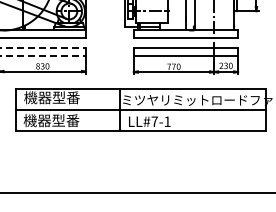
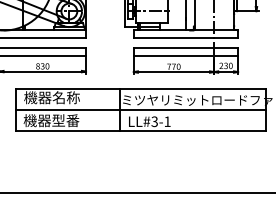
line: dashed -> solid (43, 48)
line: dashed -> solid (43, 56)
text: 機器型番 -> 機器名称 (65, 97)
text: LL#7-1 -> LL#3-1 (154, 121)
